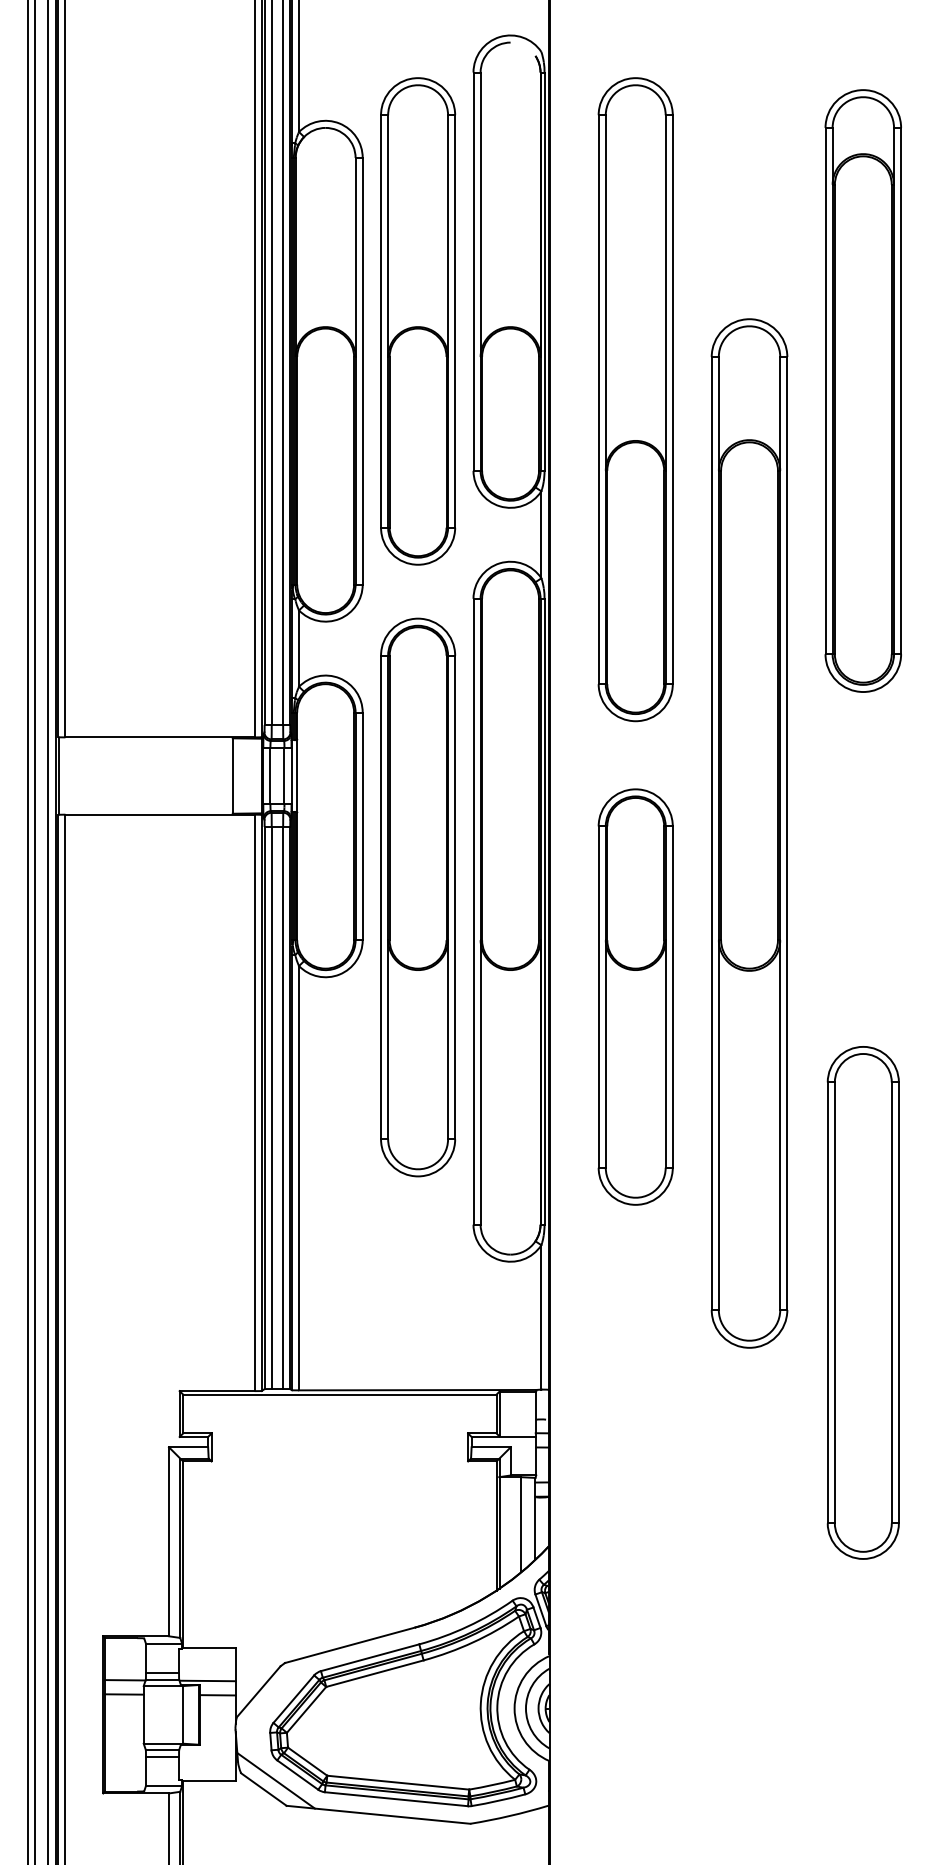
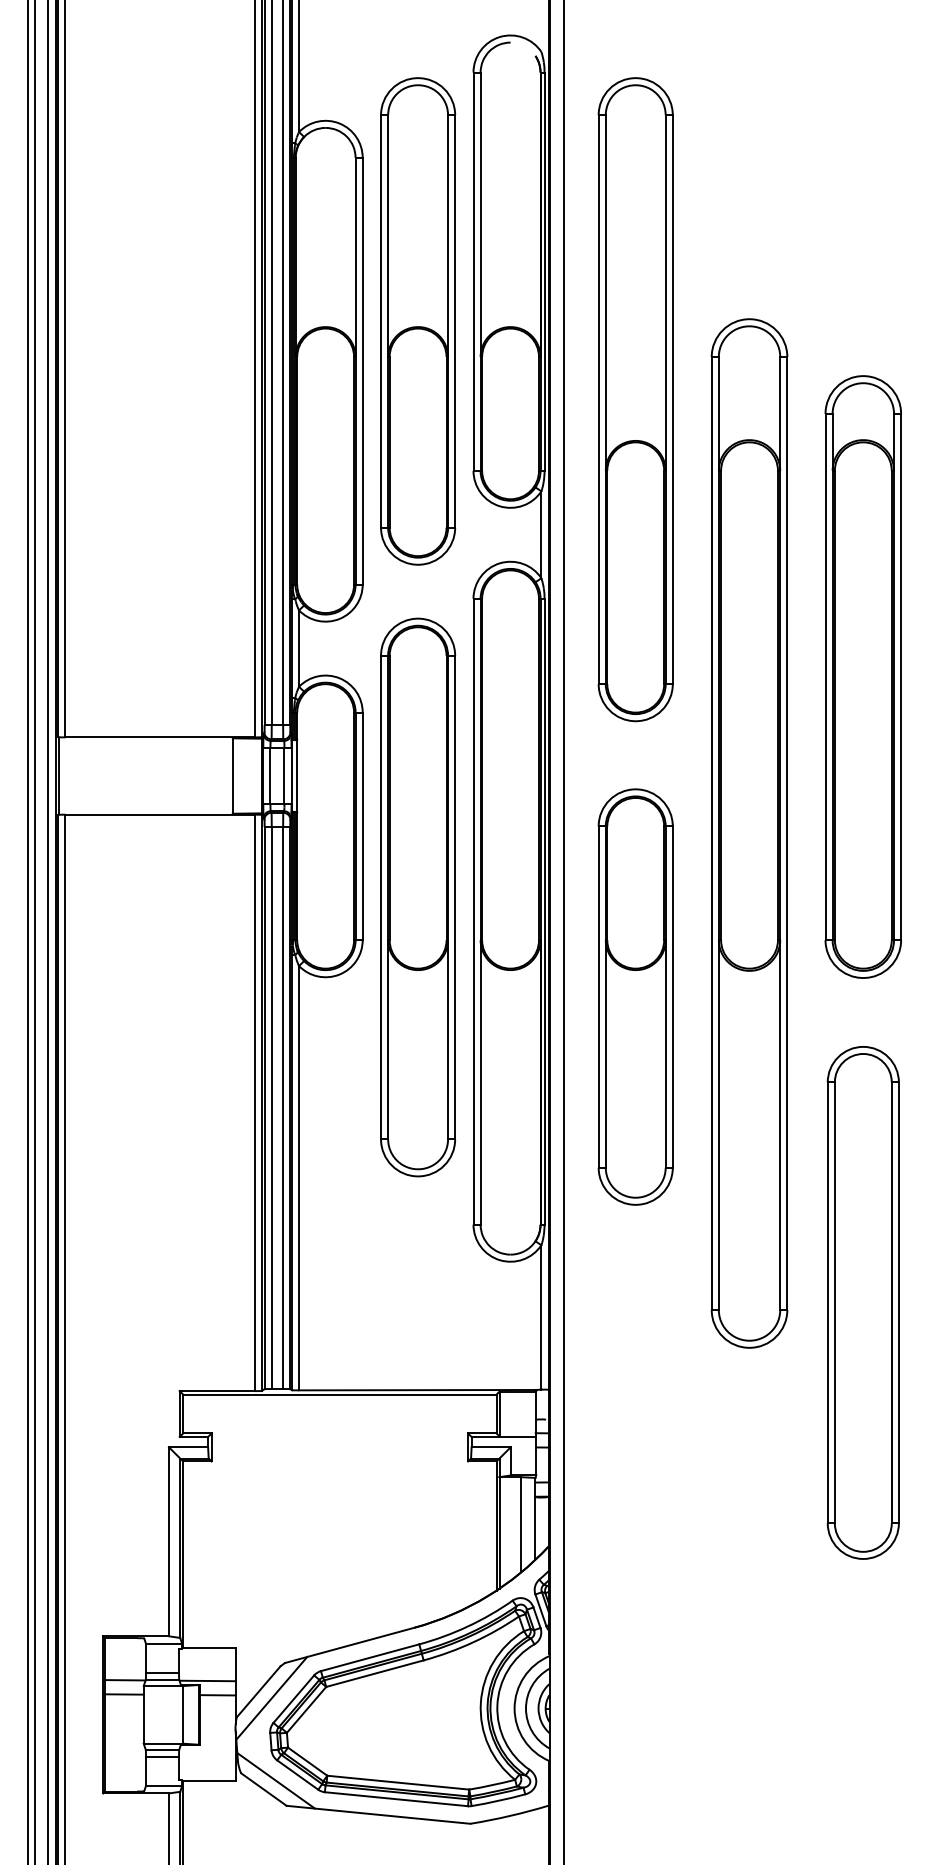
part position: (862, 390) -> (862, 676) (862, 676)
line: none -> present (564, 931)
line: none -> present (271, 1697)
